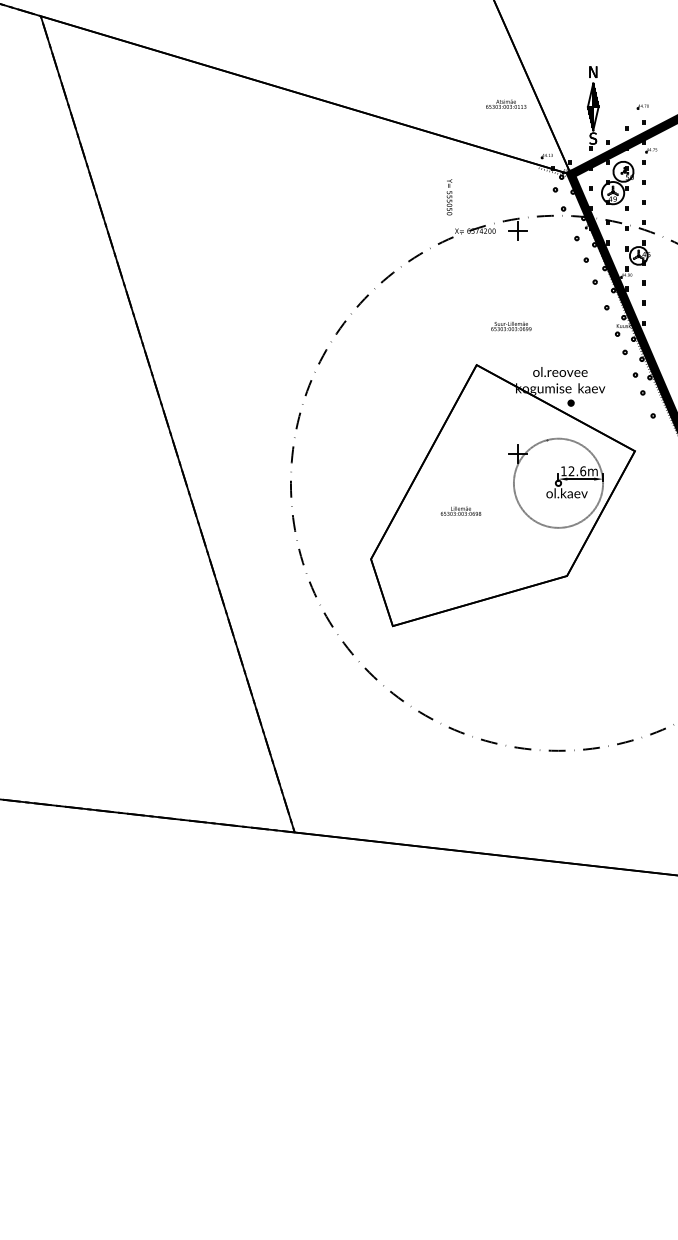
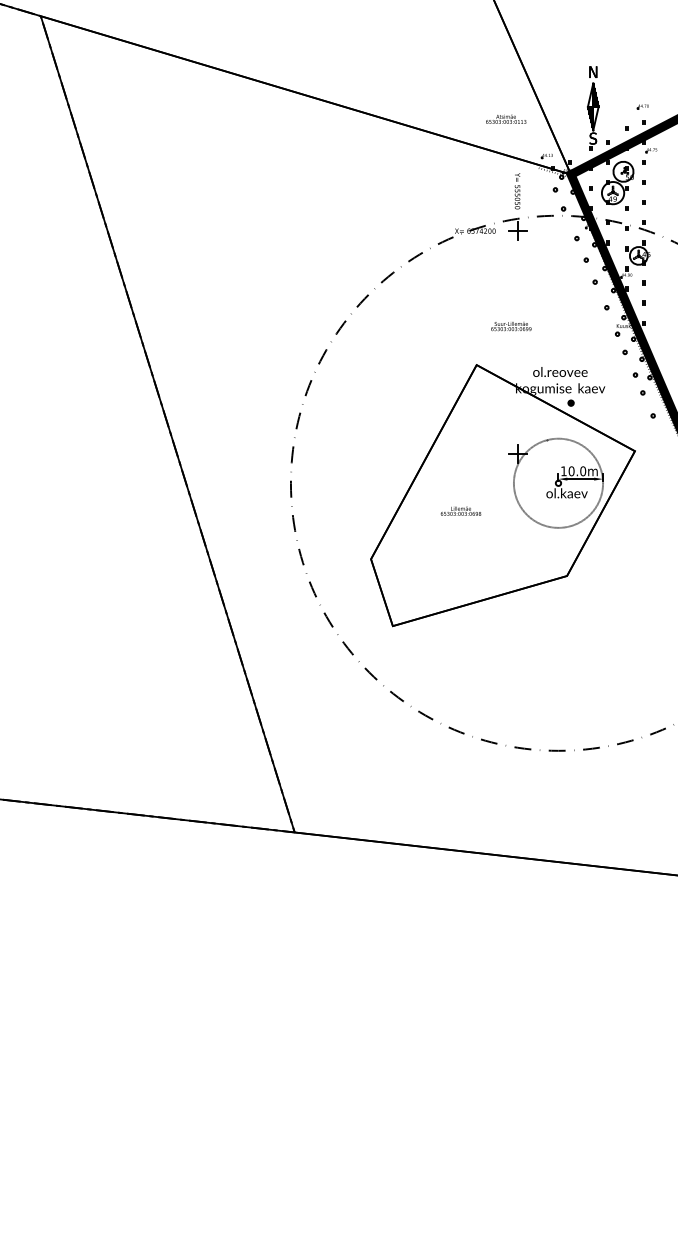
text position: (506, 103) -> (506, 118) (506, 118)
text position: (449, 197) -> (517, 191) (517, 191)
text: 12.6m -> 10.0m (577, 471)
